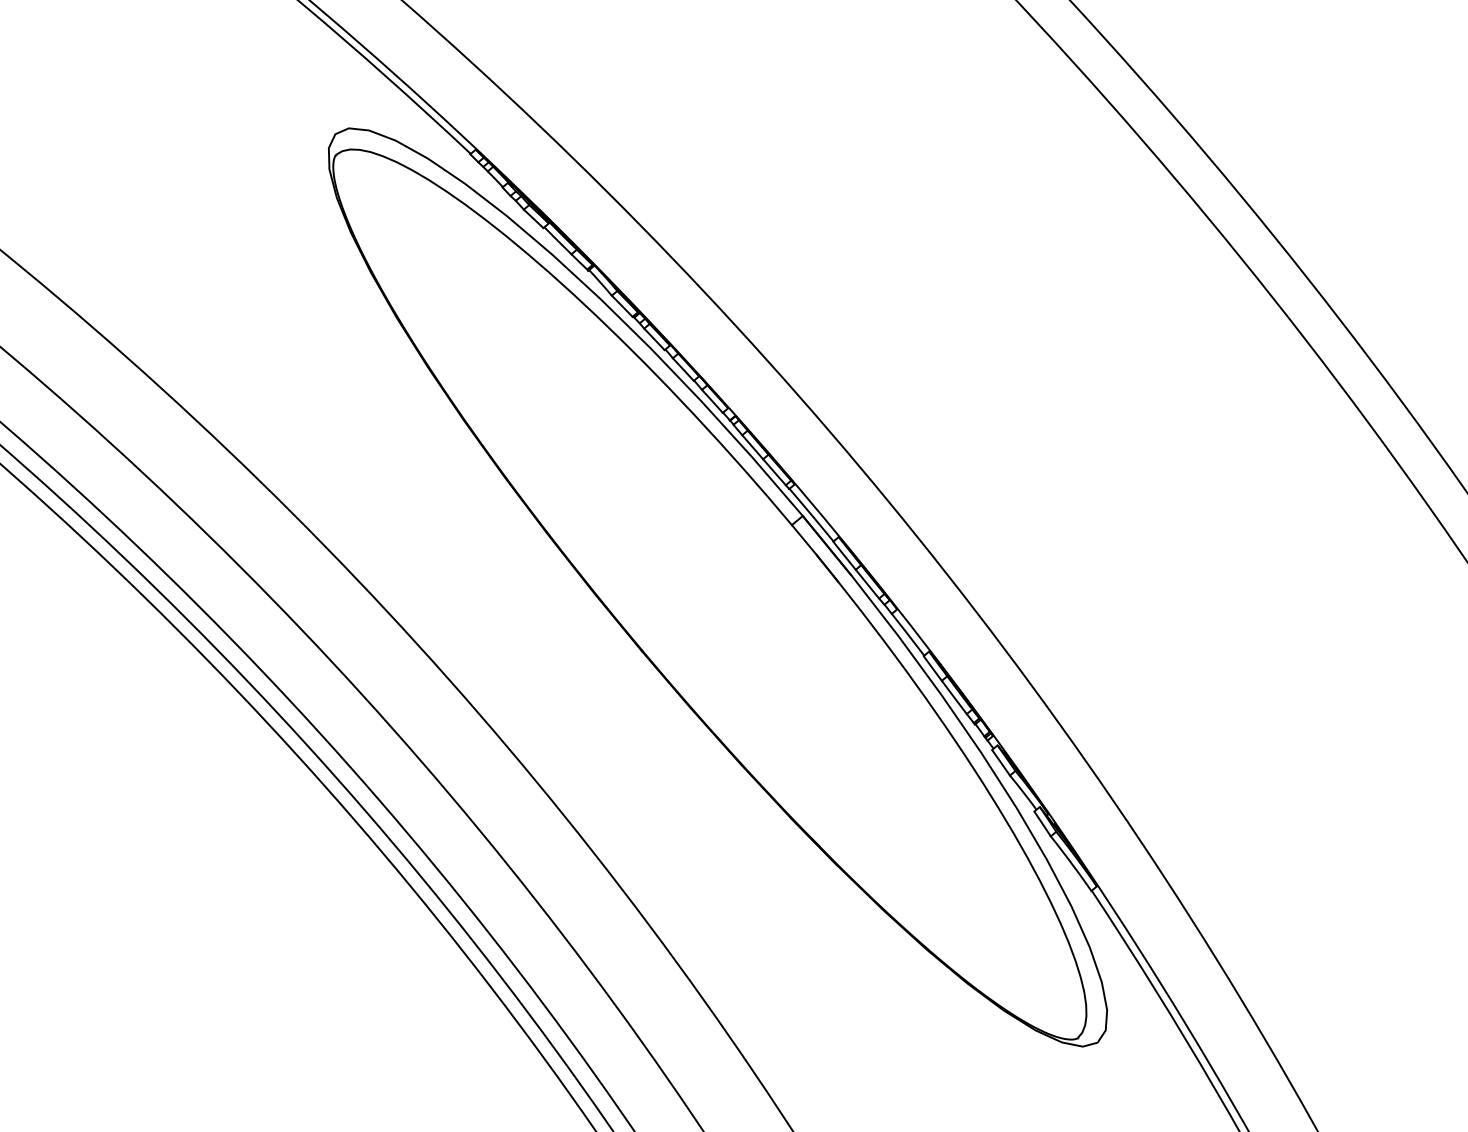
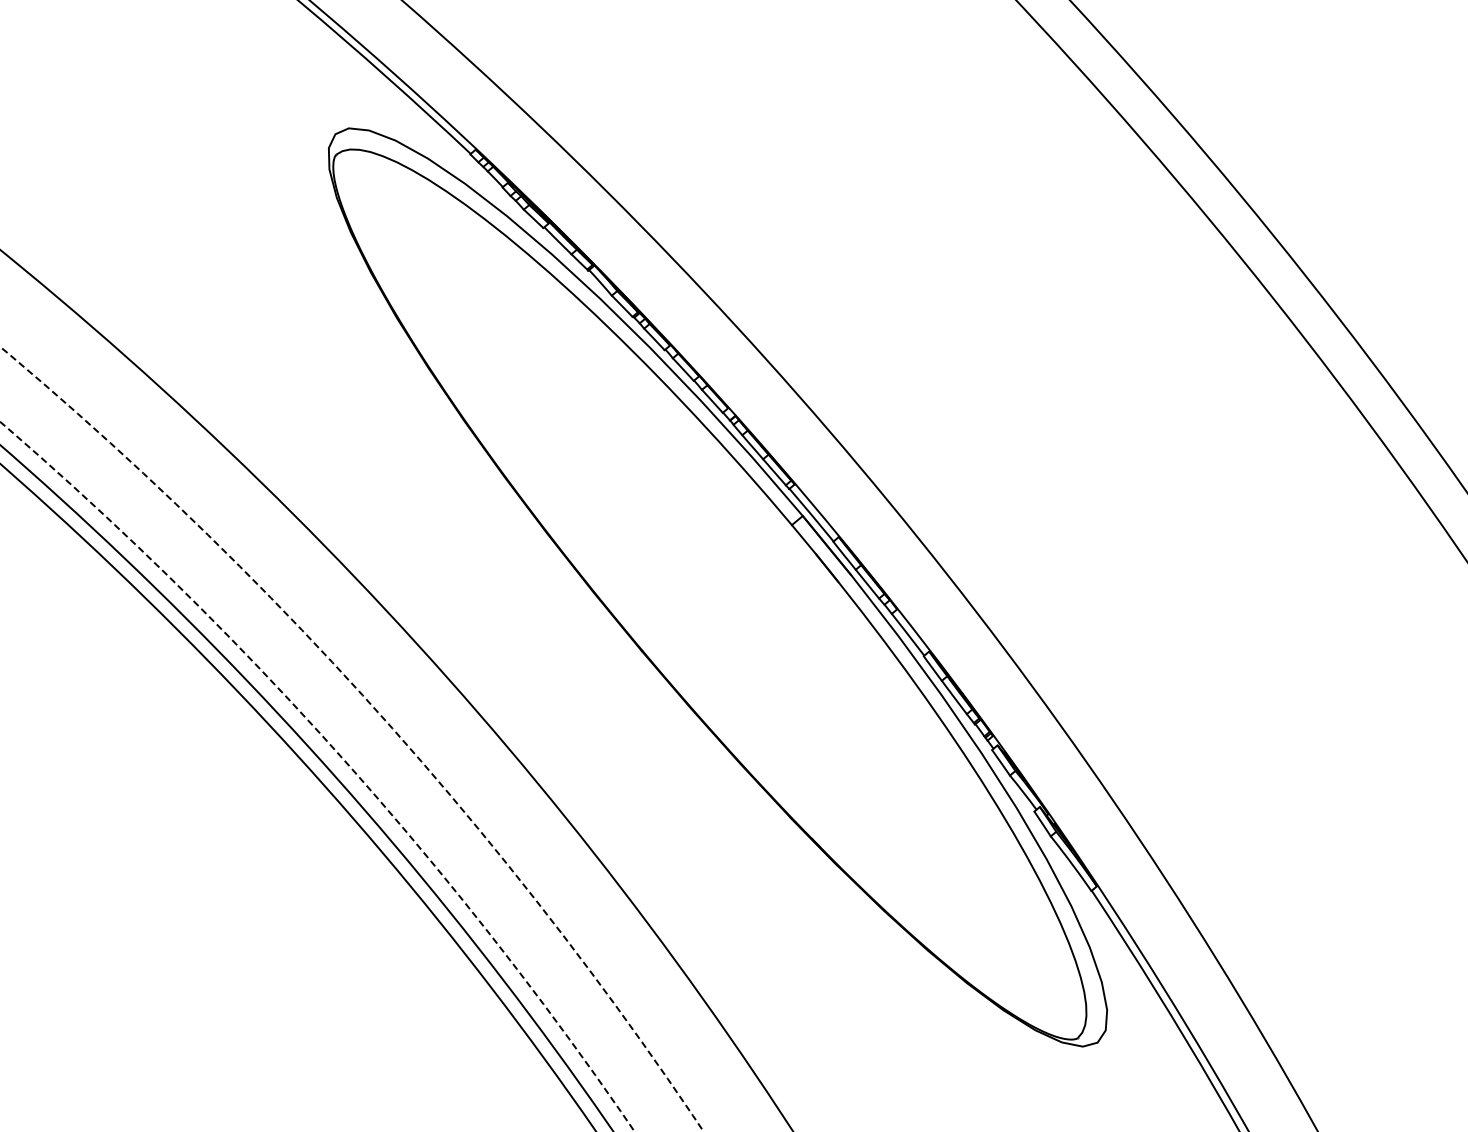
circle: solid -> dashed (351, 739)
circle: solid -> dashed (317, 776)
